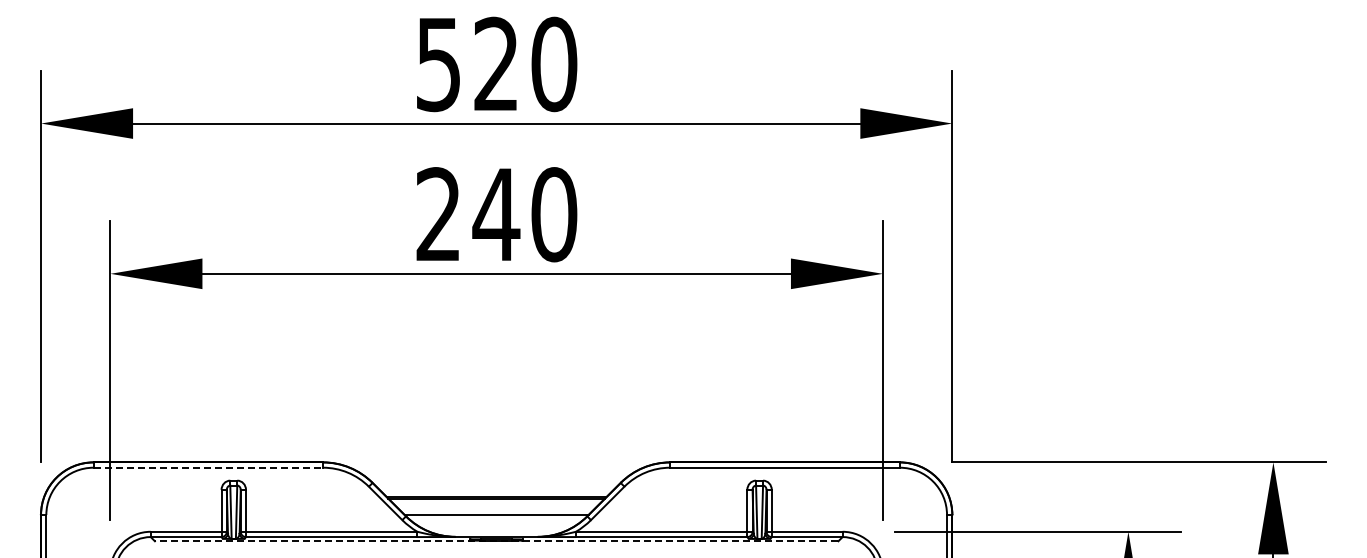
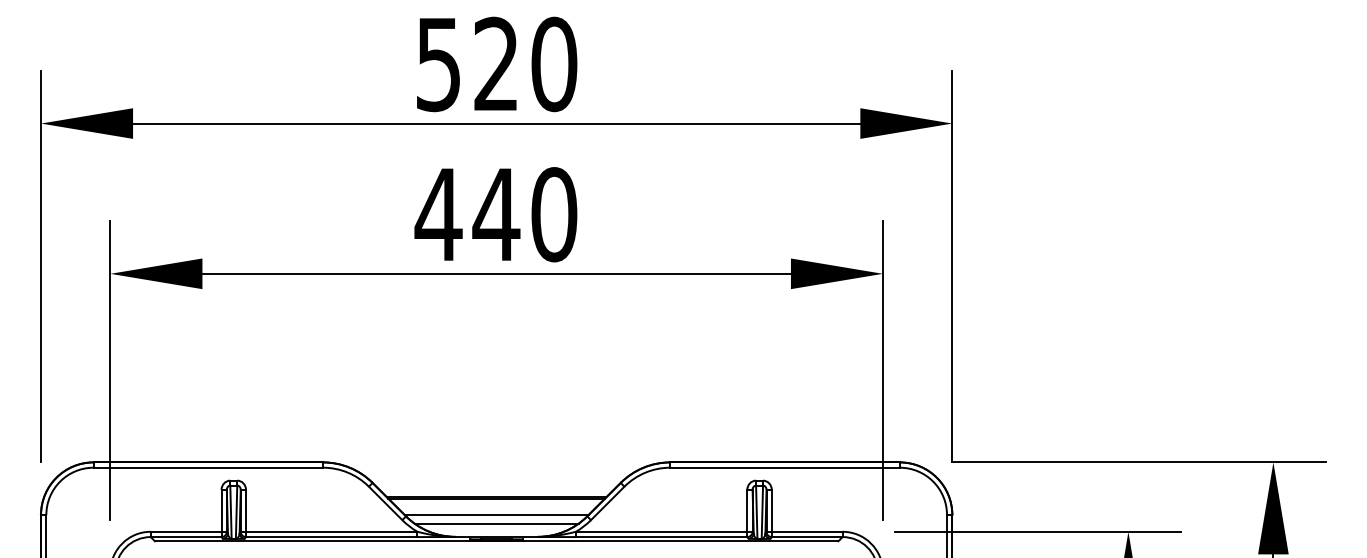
text: 240 -> 440 (438, 213)
line: dashed -> solid (208, 467)
line: none -> present (496, 523)
line: dashed -> solid (496, 541)
